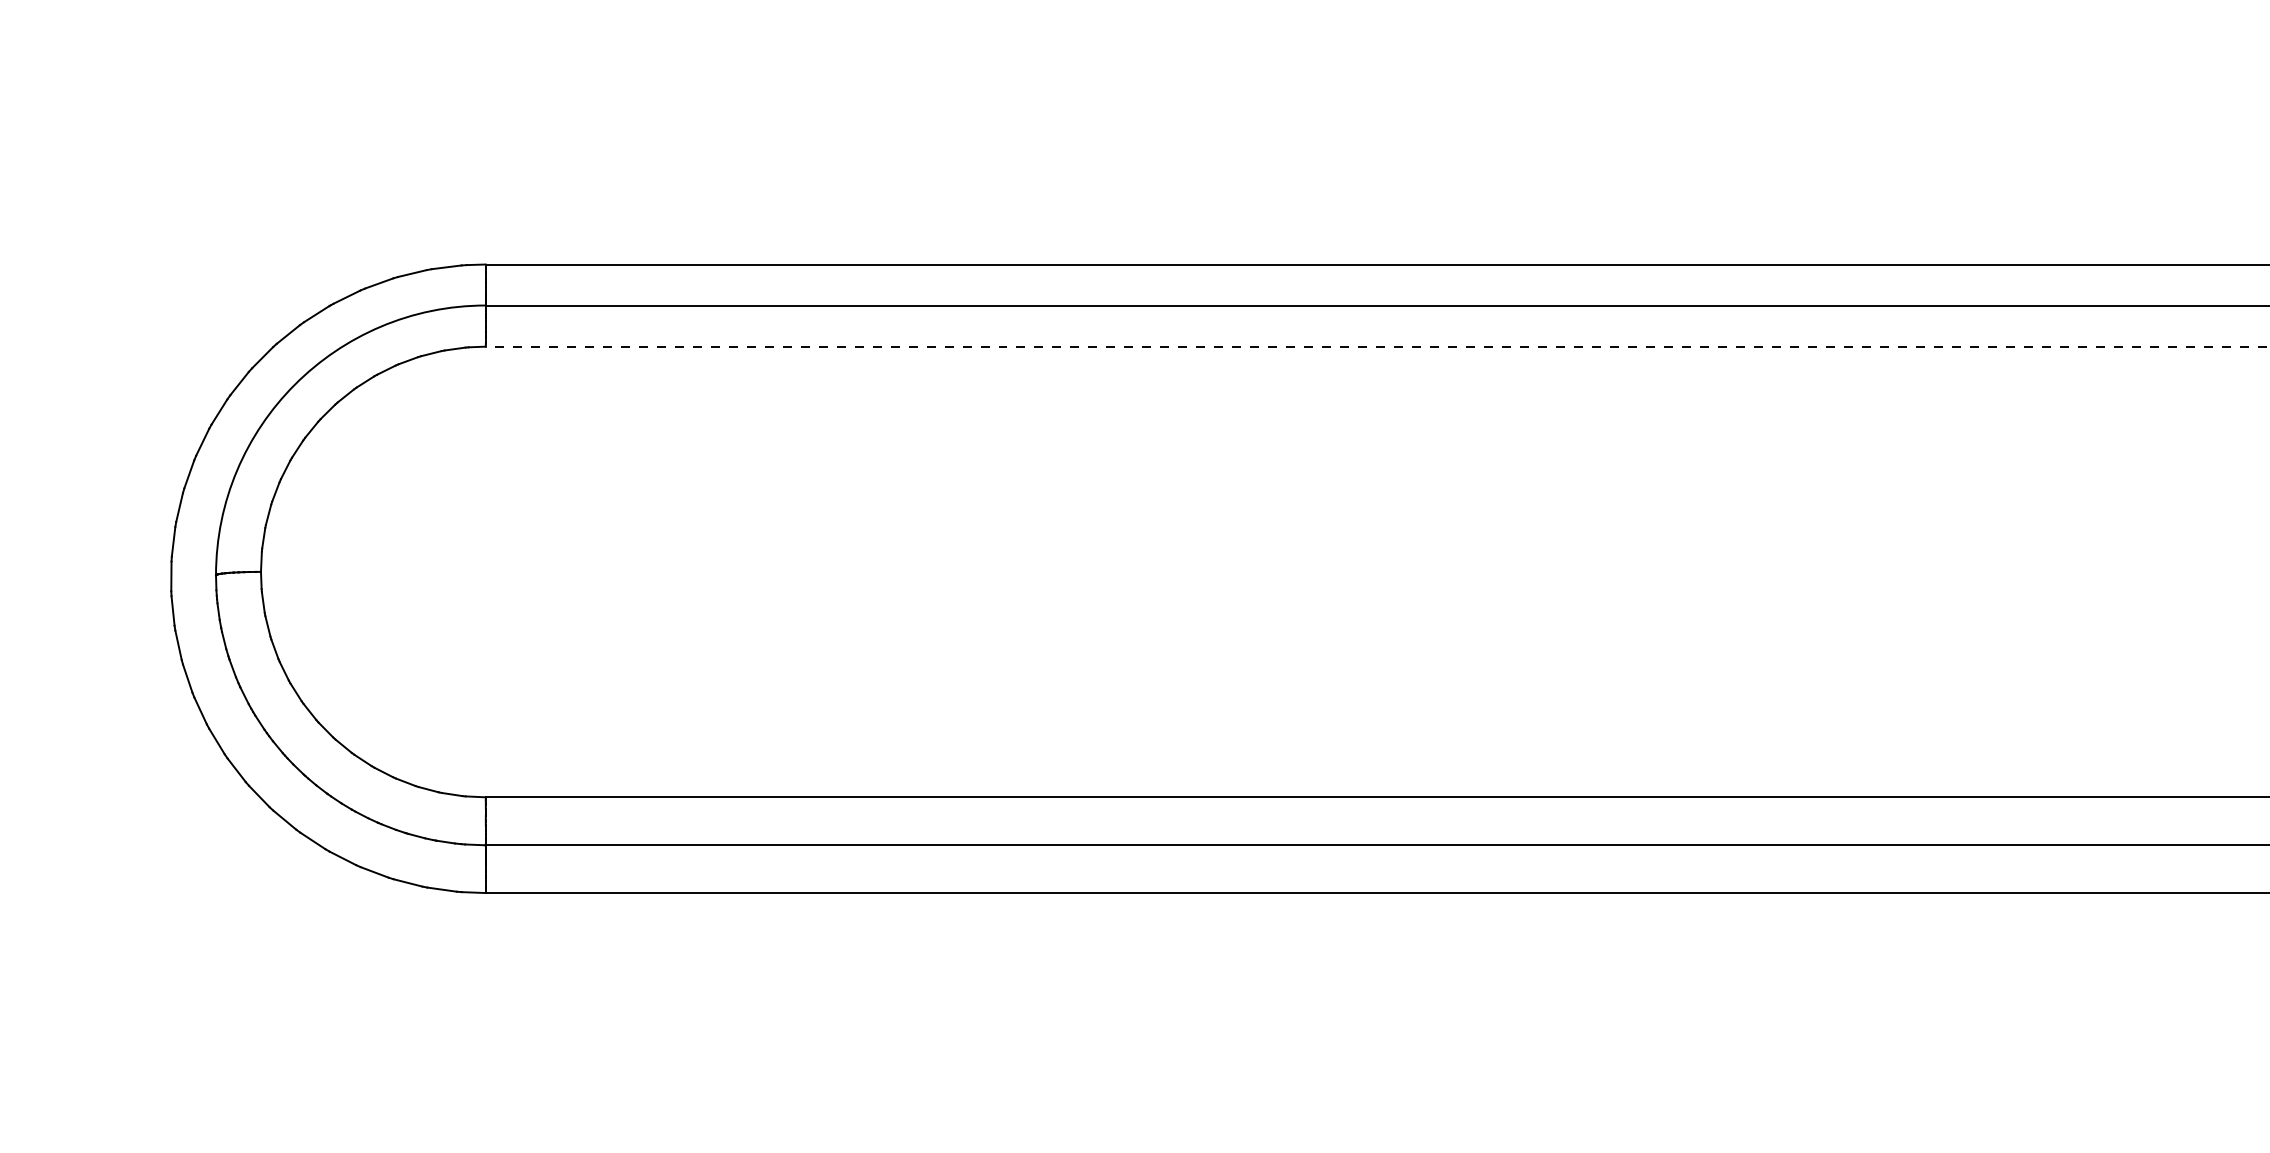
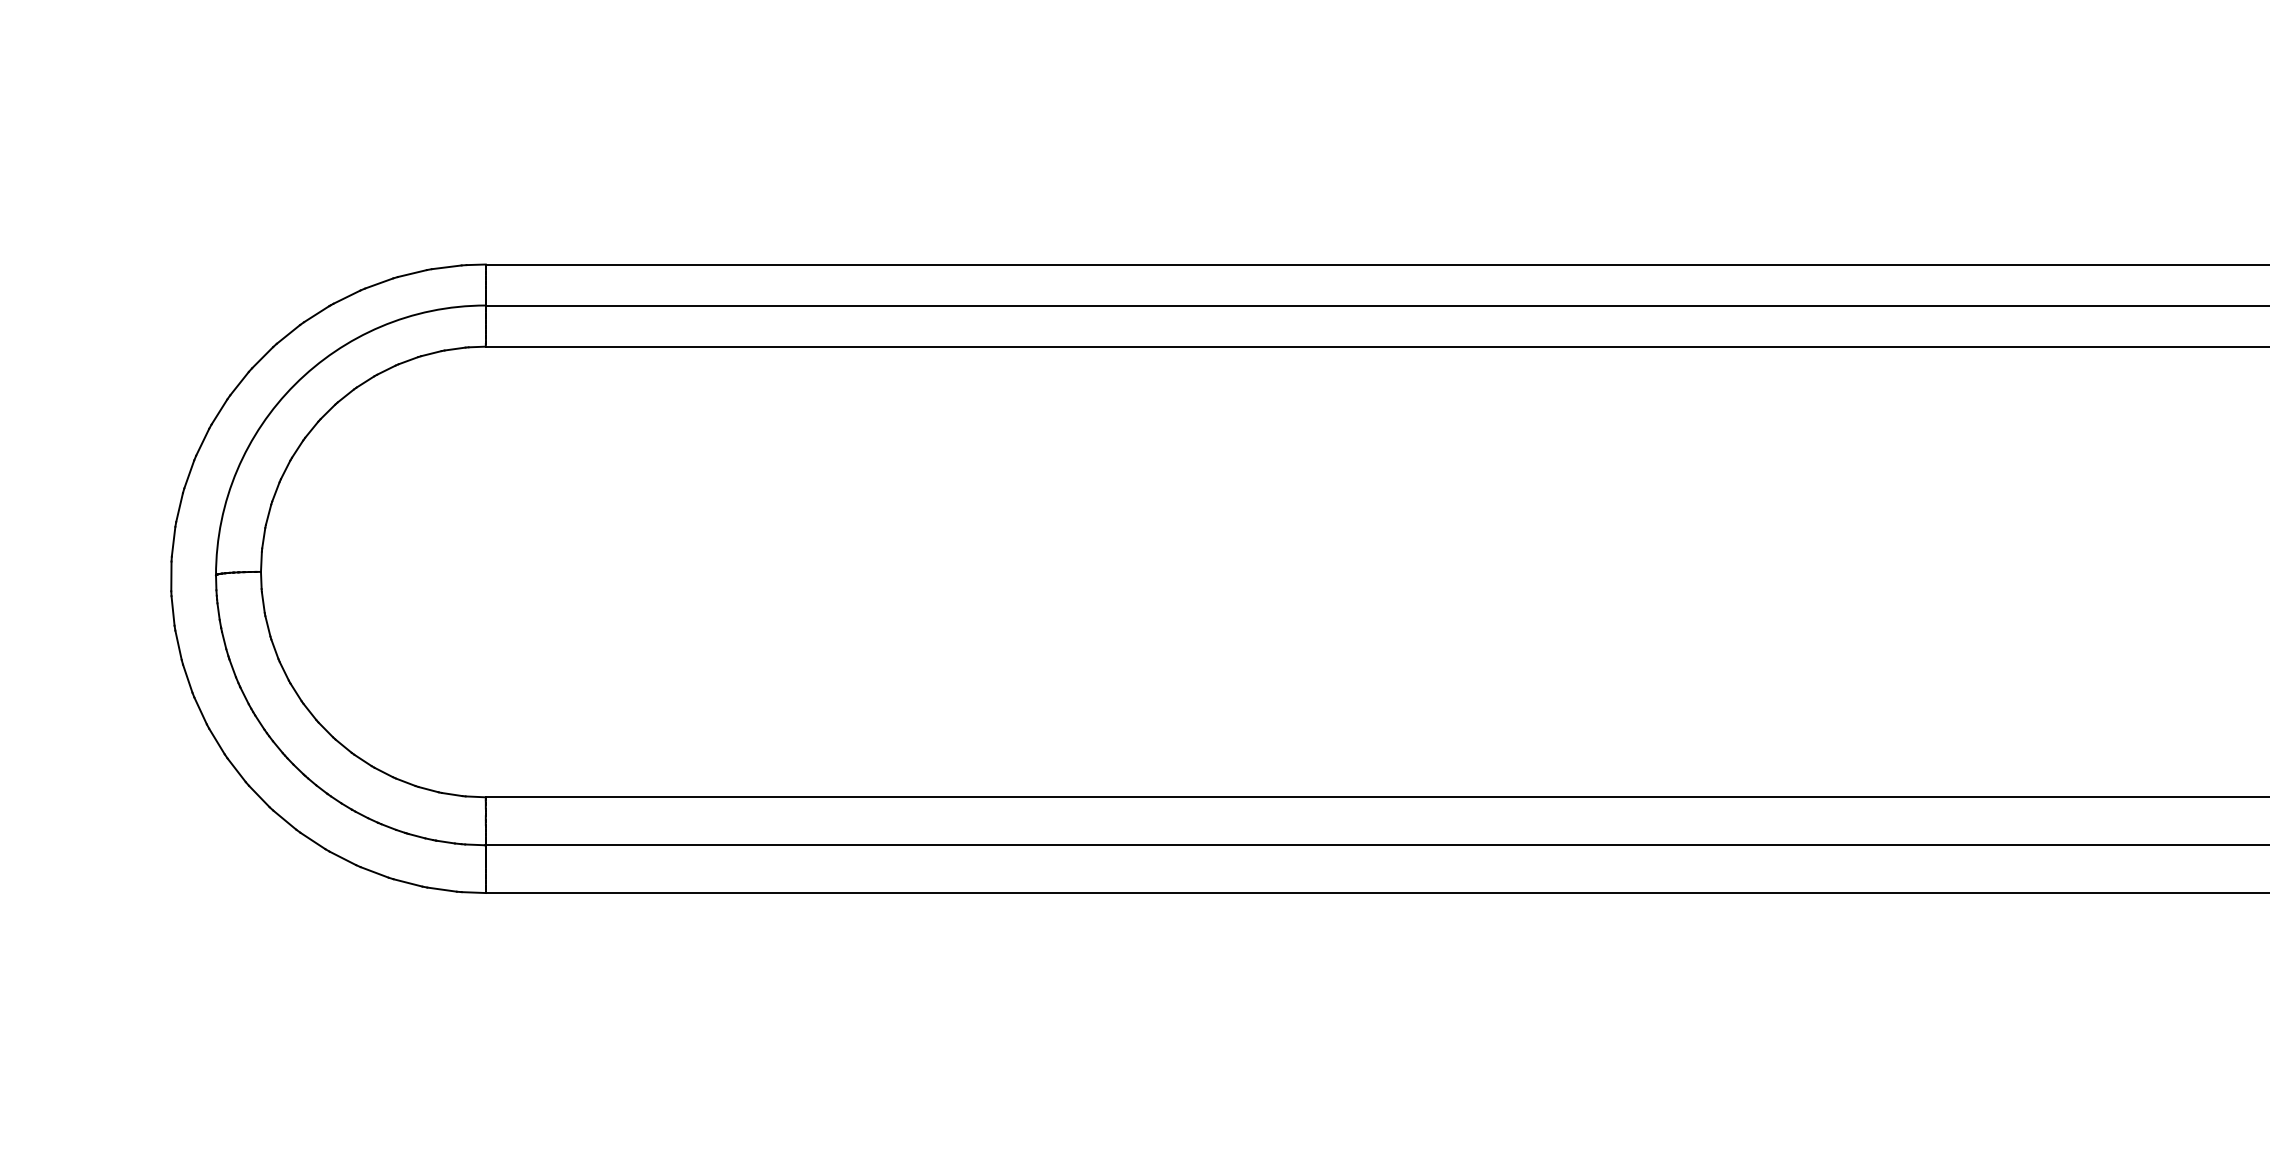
line: dashed -> solid (1377, 346)
